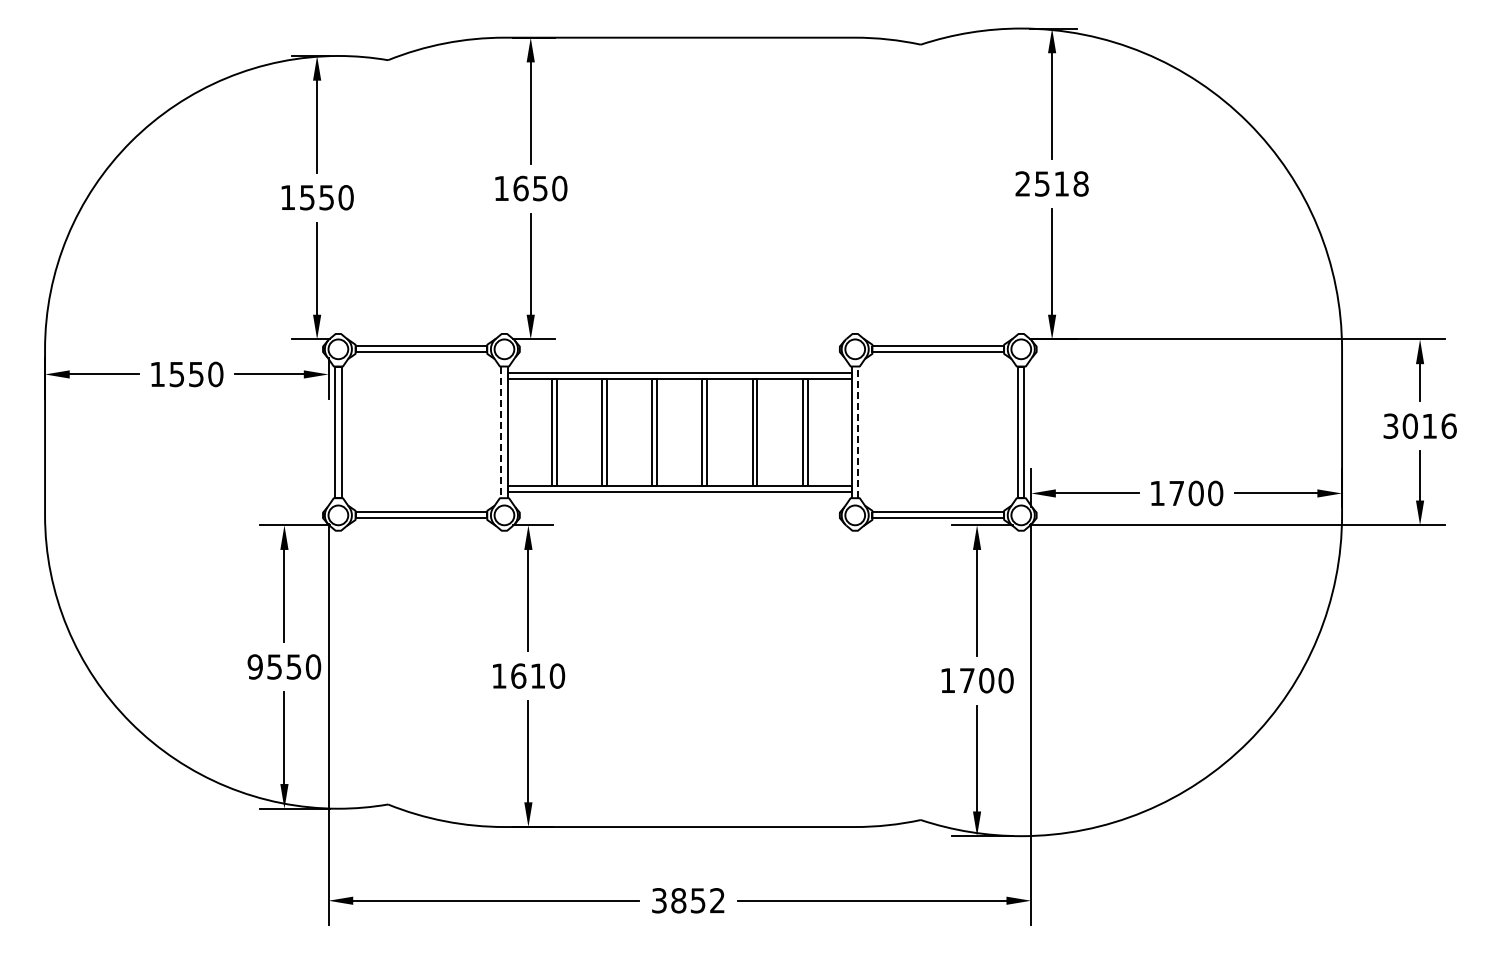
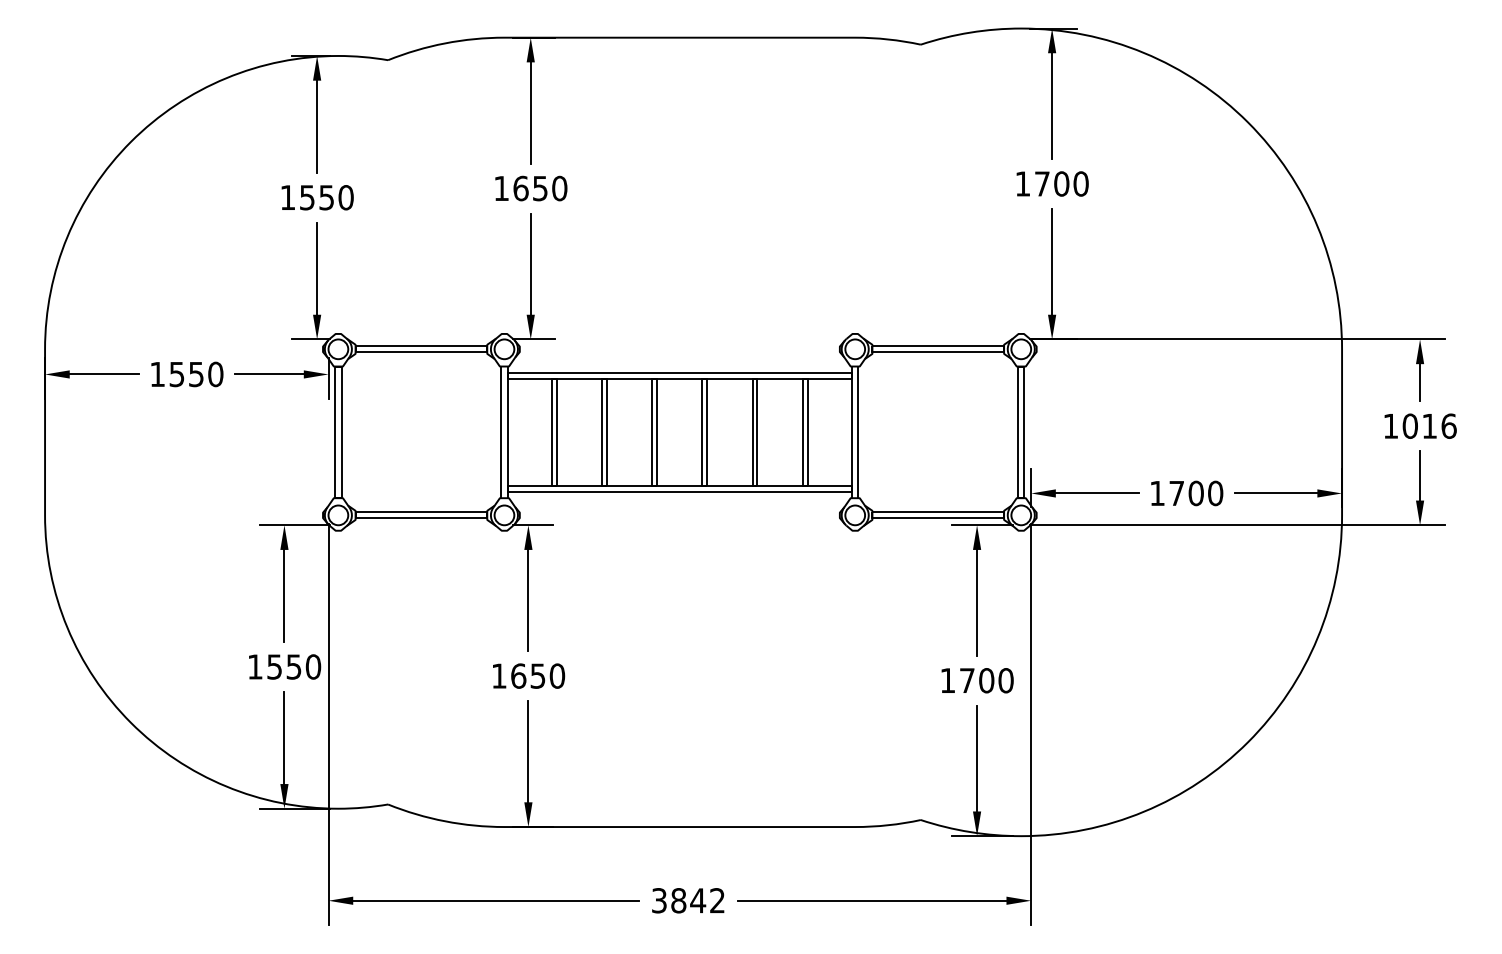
text: 2518 -> 1700 (1051, 183)
text: 3016 -> 1016 (1390, 425)
line: dashed -> solid (501, 432)
line: dashed -> solid (858, 432)
text: 9550 -> 1550 (254, 666)
text: 1610 -> 1650 (537, 675)
text: 3852 -> 3842 (698, 900)
